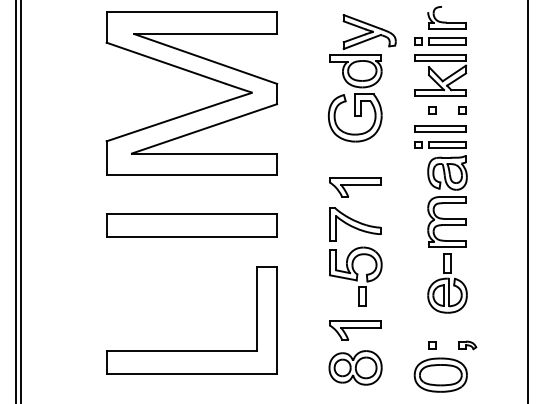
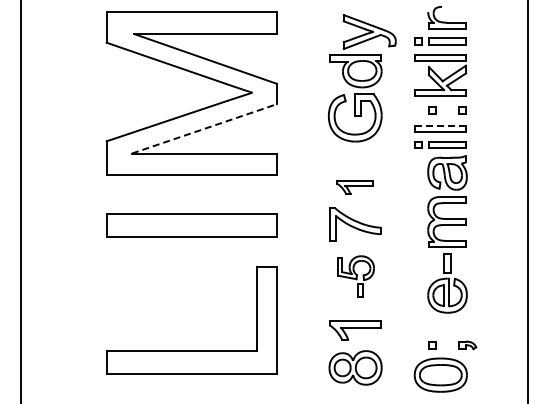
line: solid -> dashed (440, 125)
line: solid -> dashed (204, 128)
part size: 53x21 px -> 38x15 px (354, 187)
line: present -> none (16, 201)
part size: 54x61 px -> 38x43 px (355, 276)
